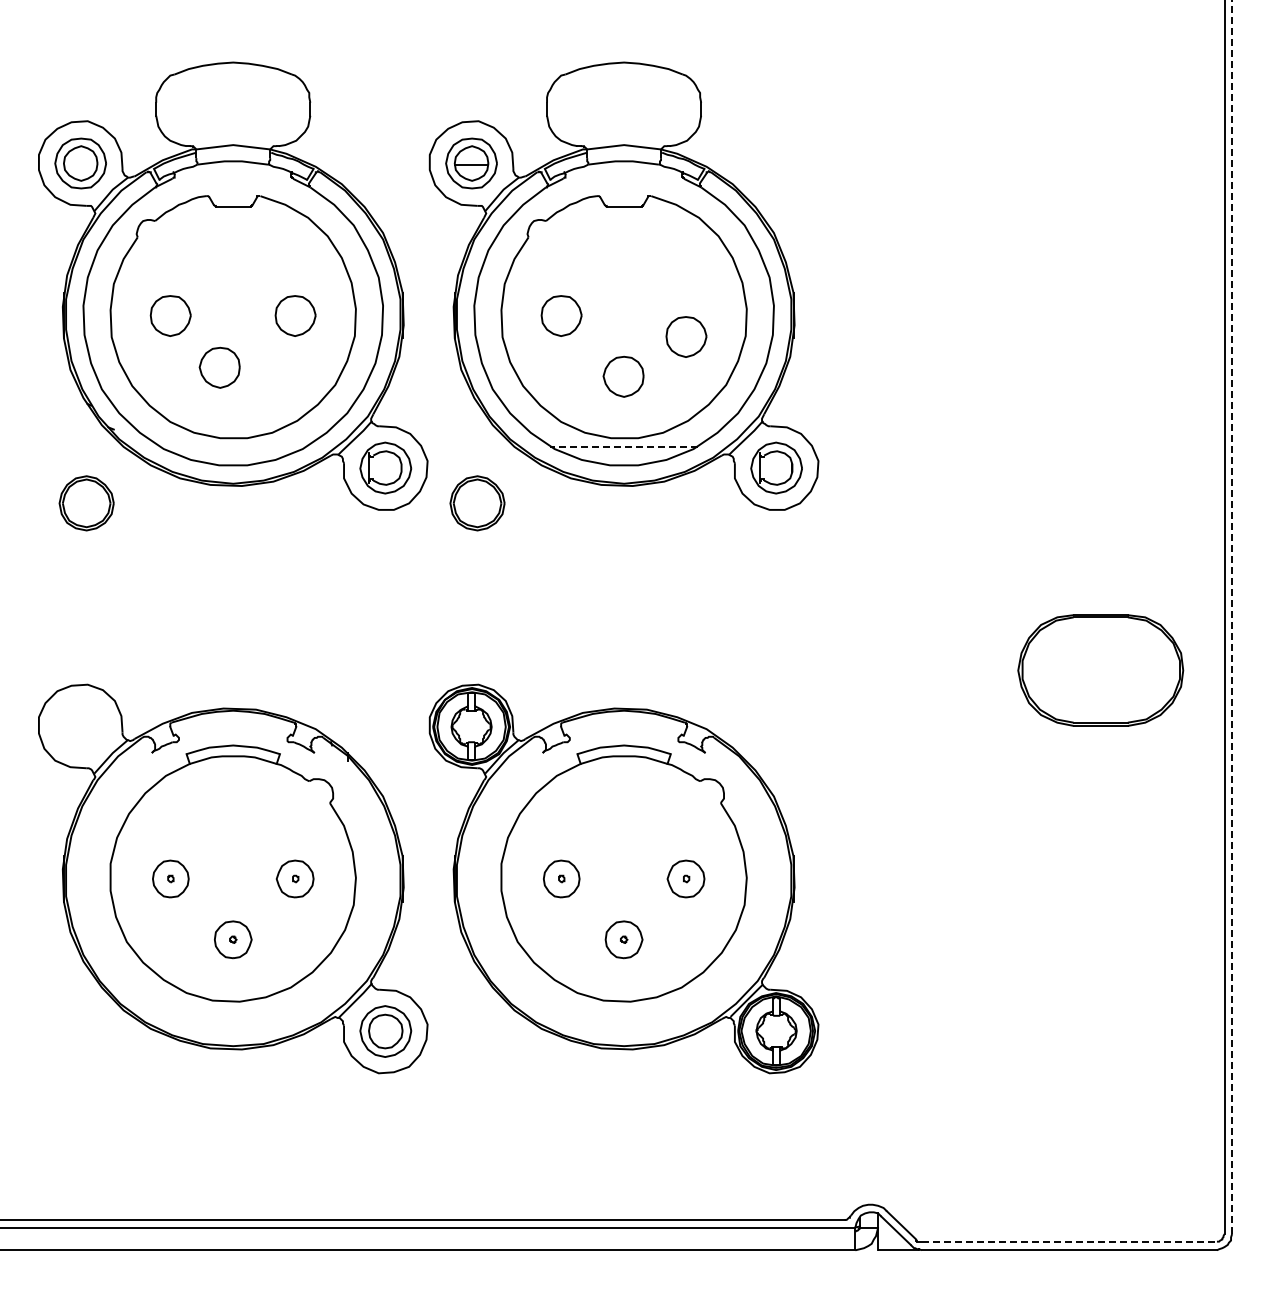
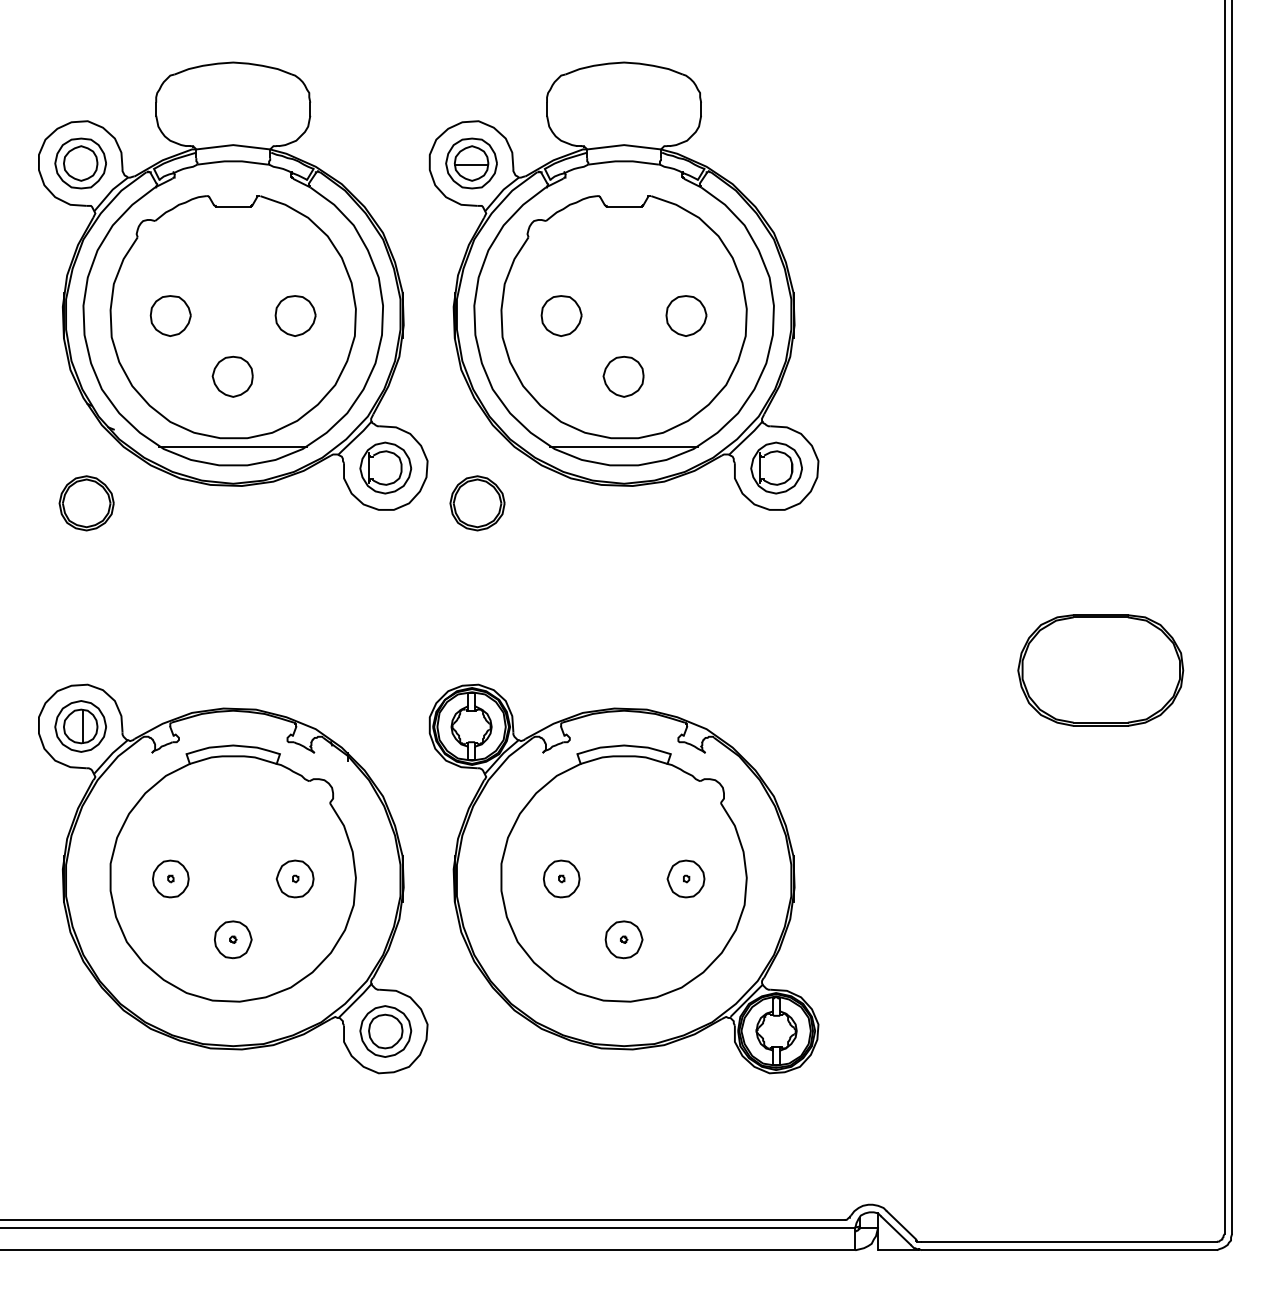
part position: (686, 336) -> (686, 315) (686, 315)
part position: (219, 367) -> (232, 376) (232, 376)
line: none -> present (233, 446)
line: dashed -> solid (624, 446)
line: dashed -> solid (1232, 617)
part: none -> present (80, 726)
line: dashed -> solid (1069, 1241)
